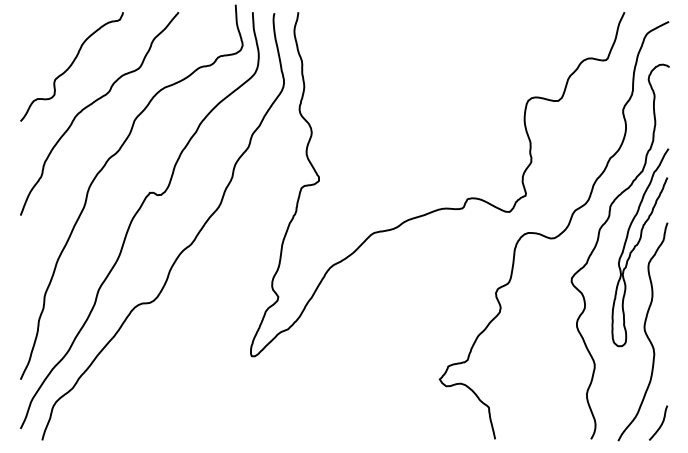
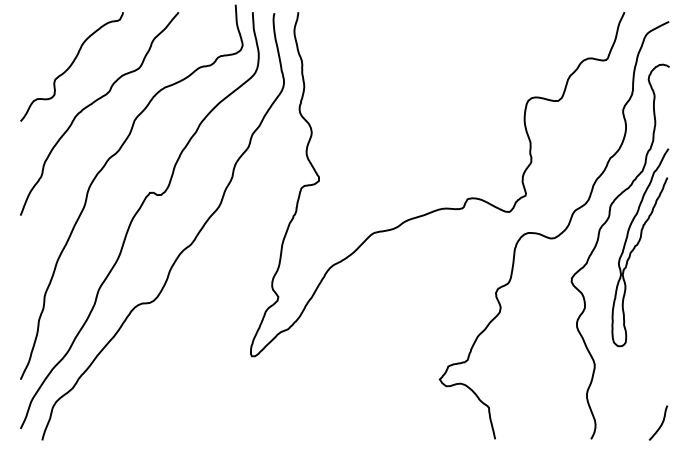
curve: present -> none (644, 331)
